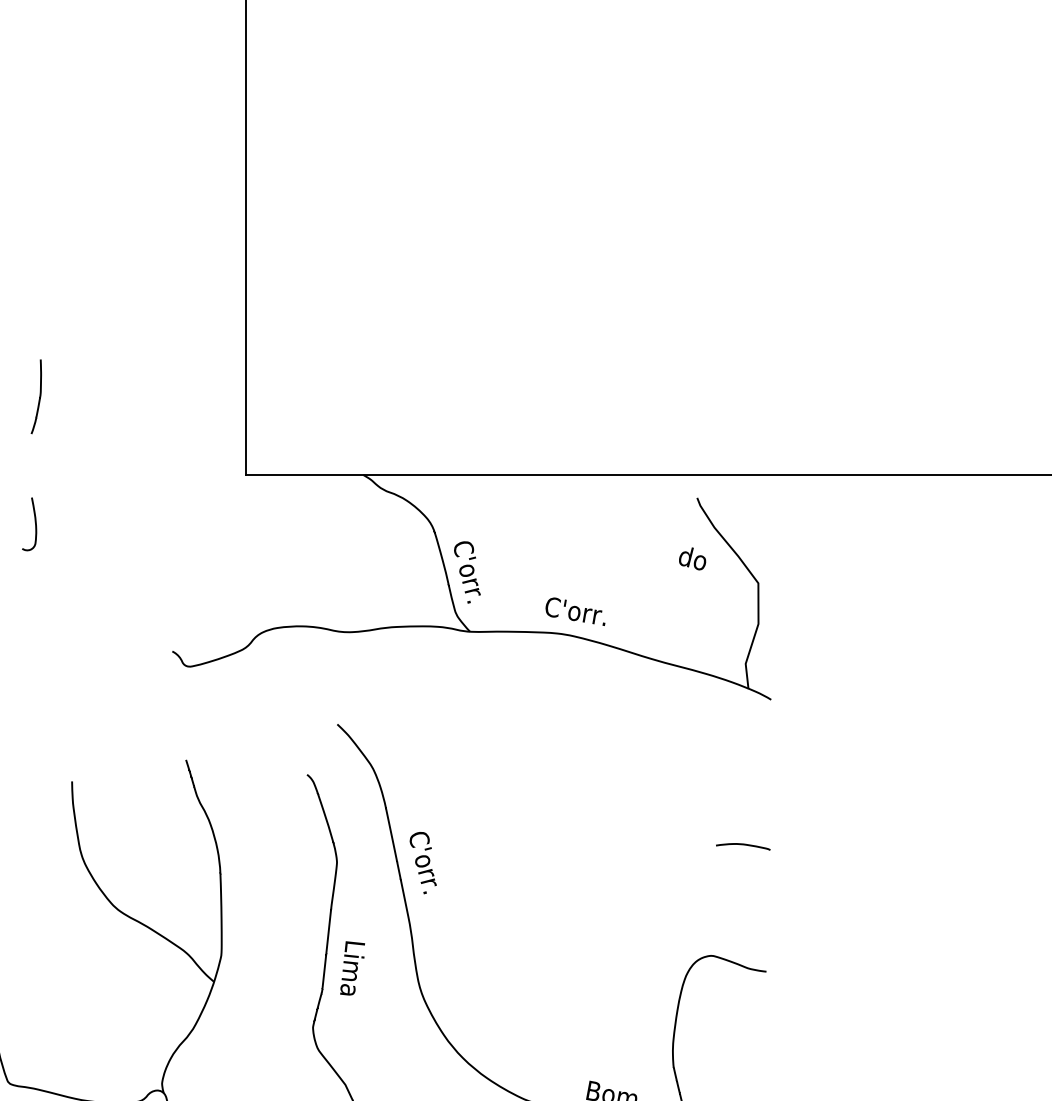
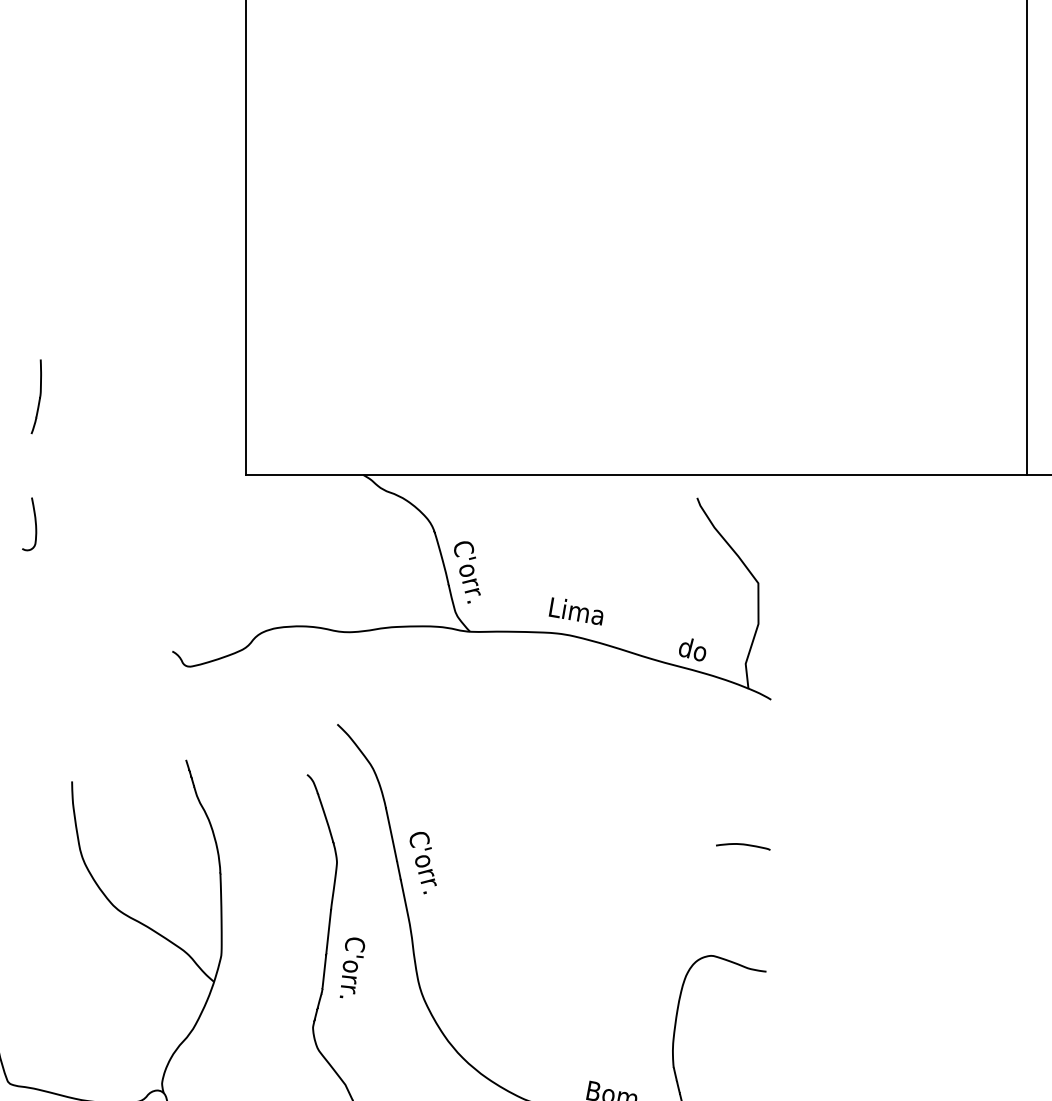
line: none -> present (1027, 238)
text position: (692, 558) -> (692, 649) (692, 649)
text: C'orr. -> Lima (575, 611)
text: Lima -> C'orr. (352, 967)
